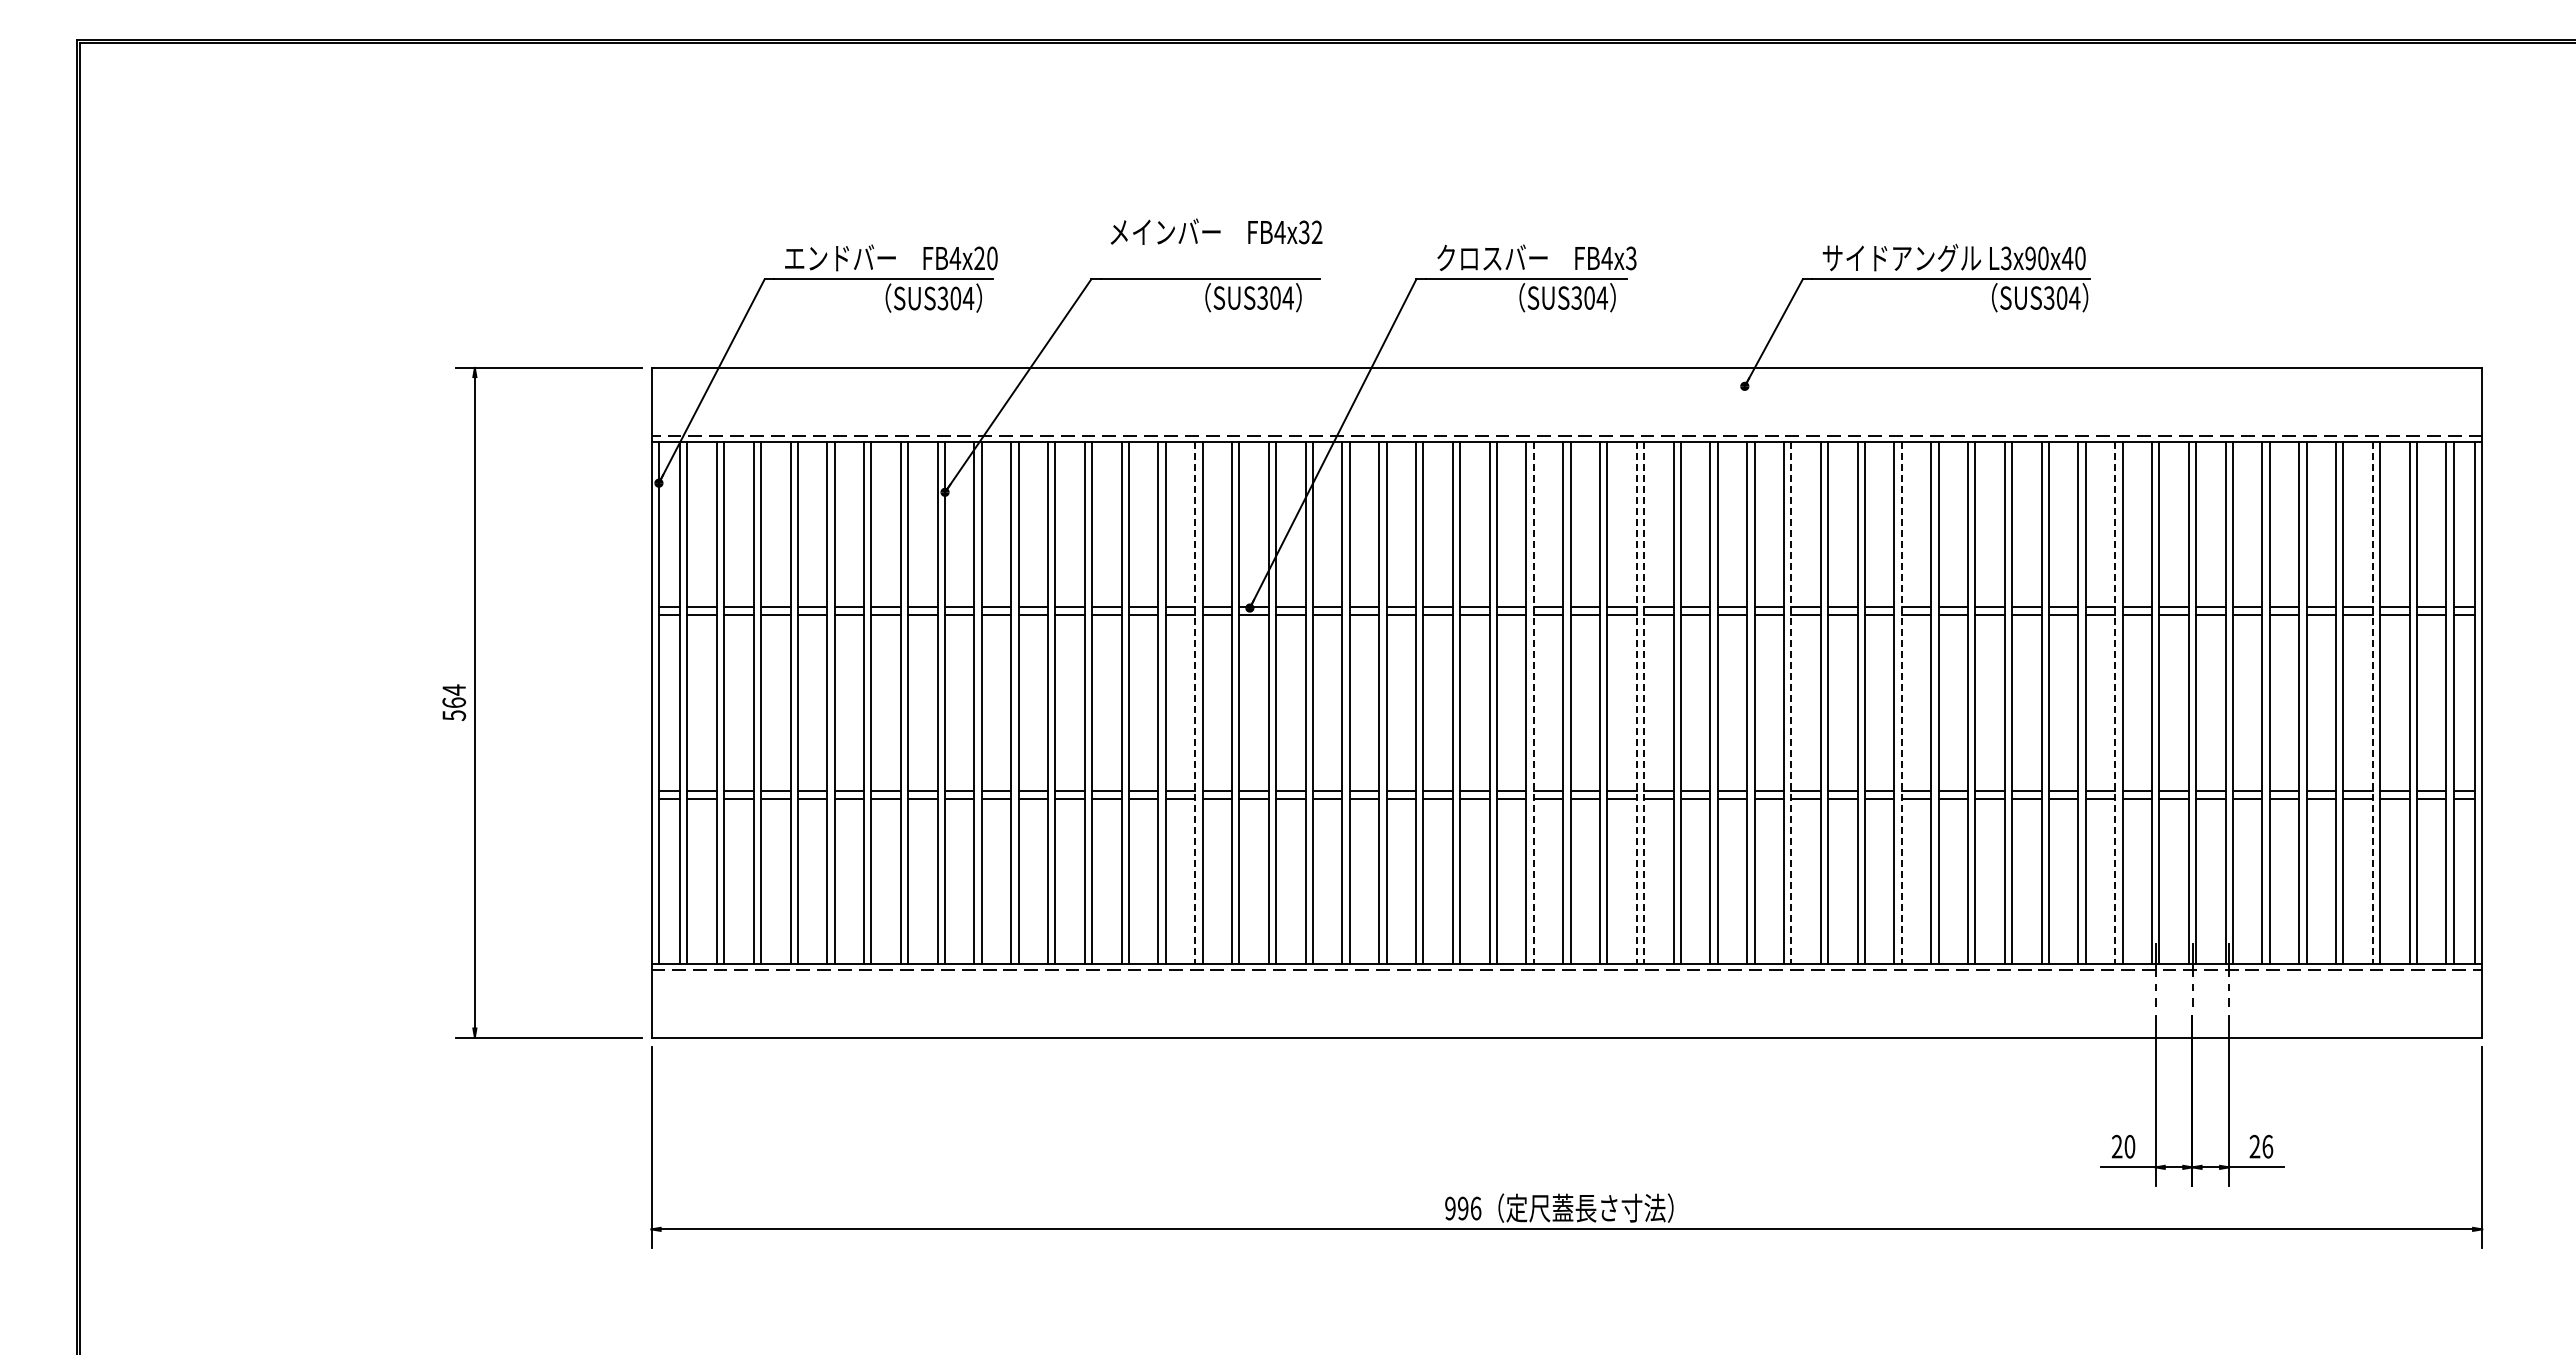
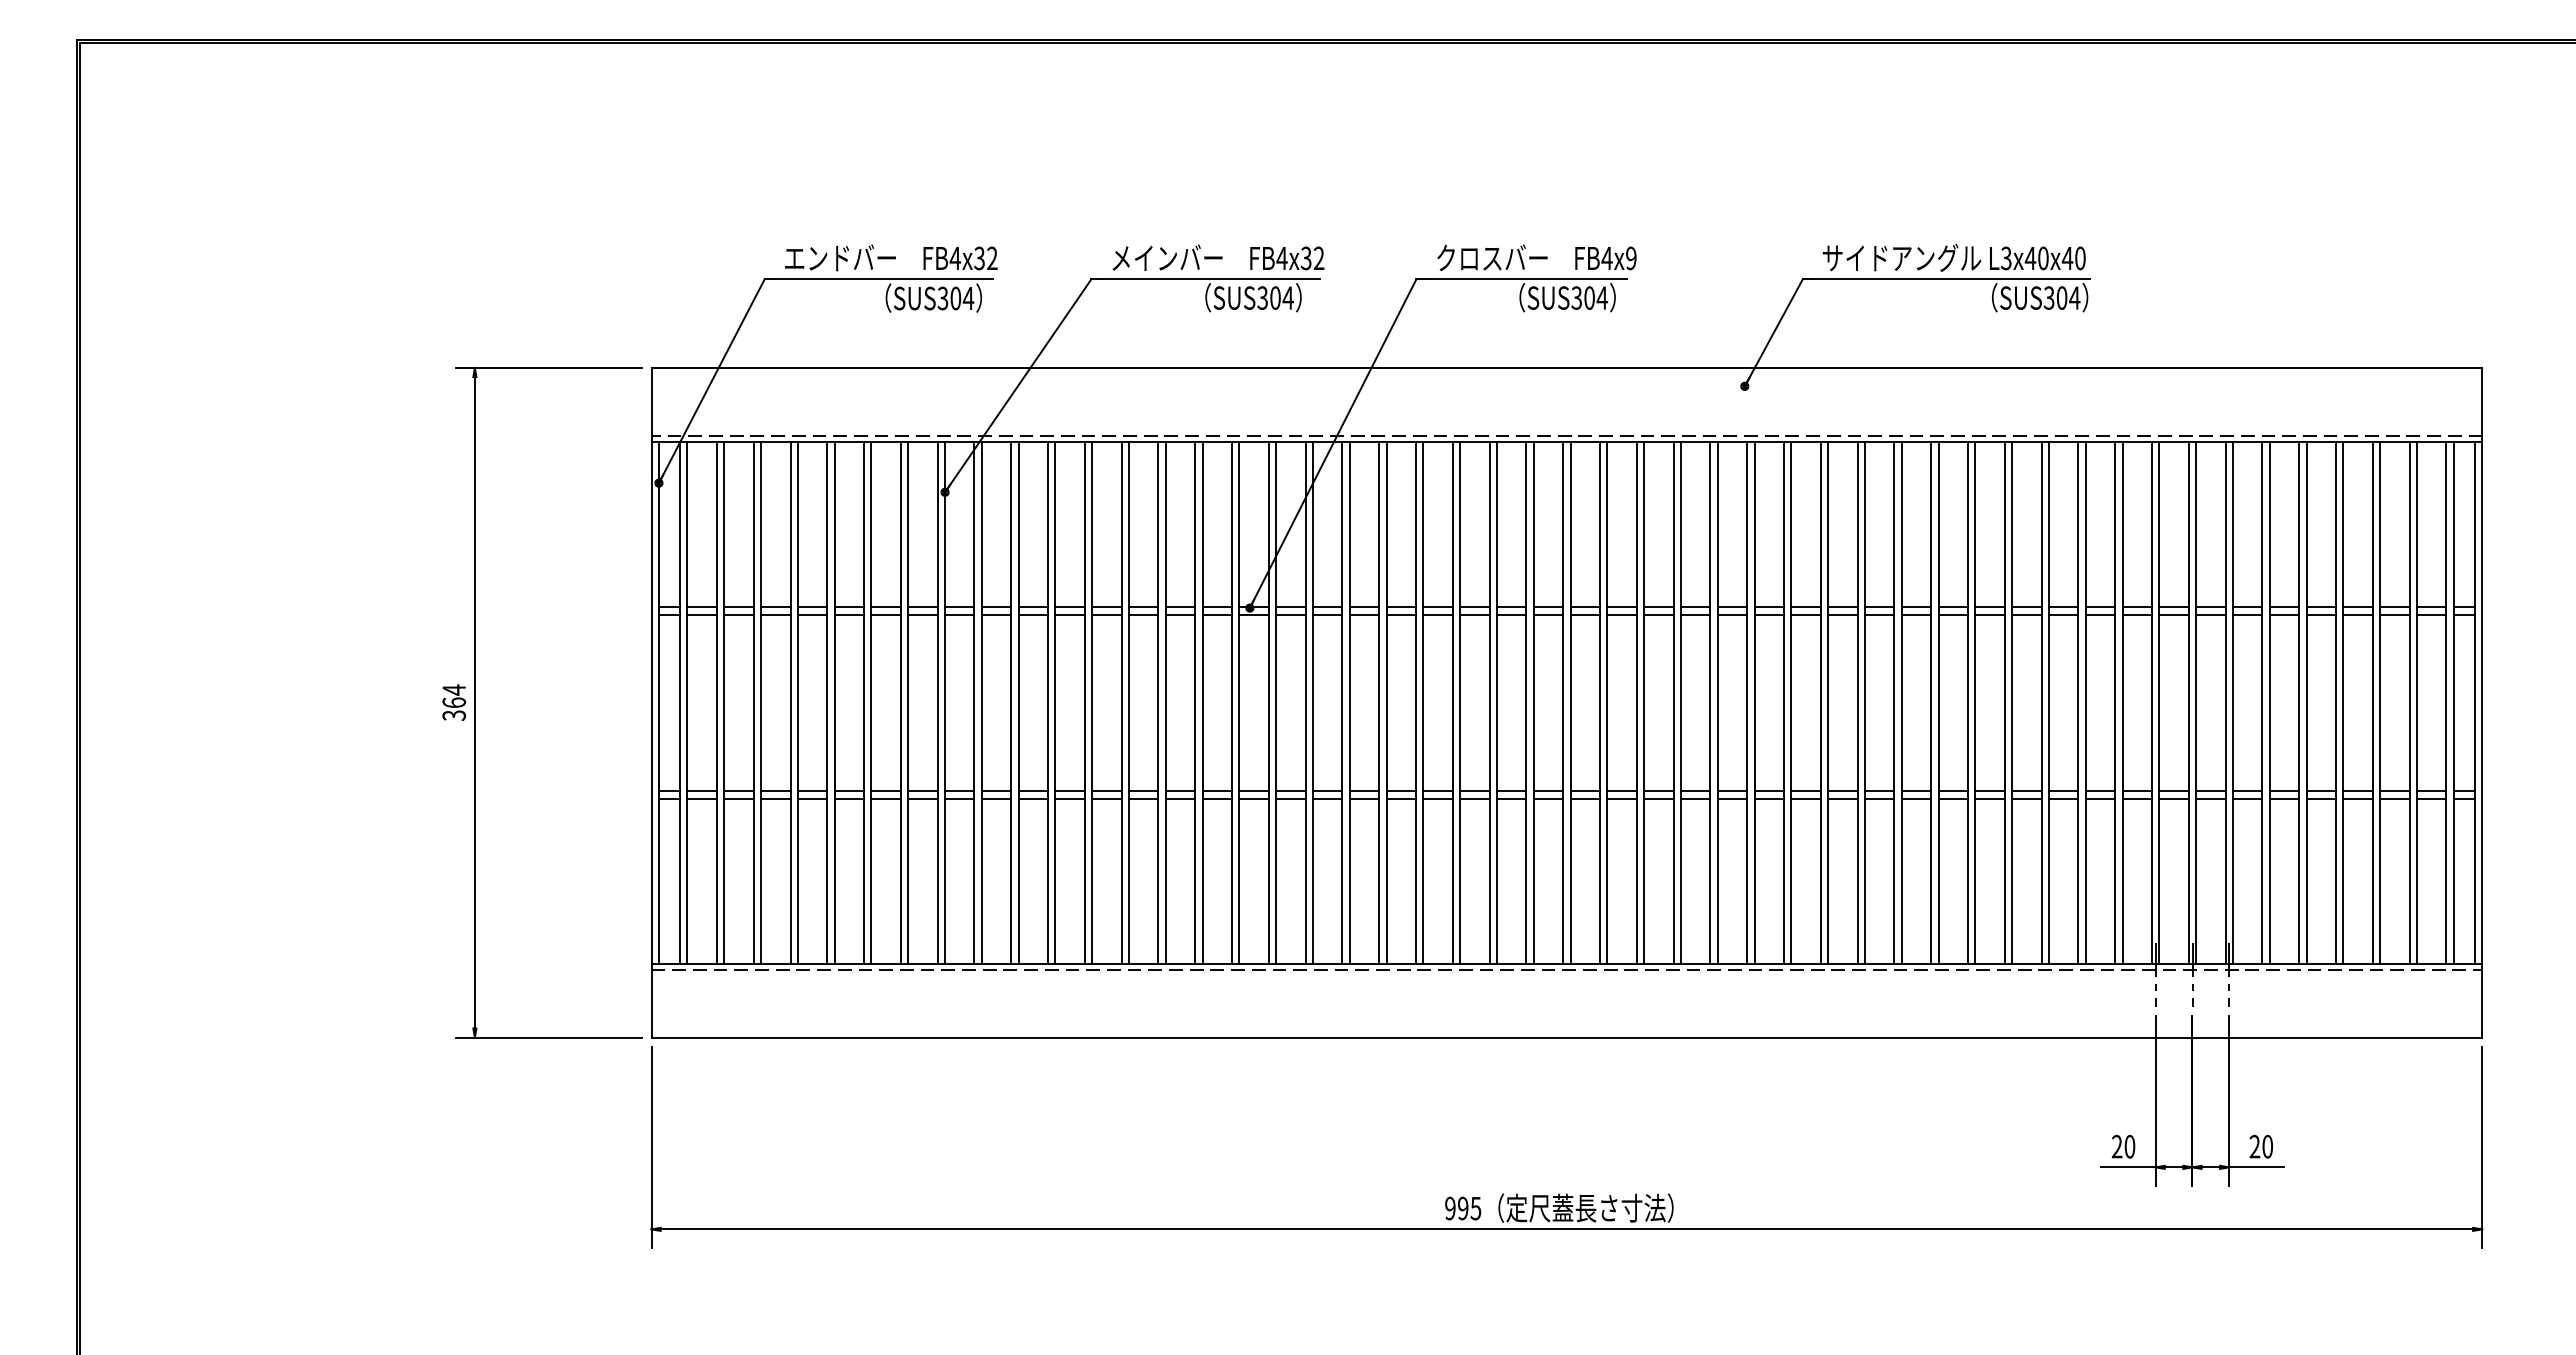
text position: (1216, 231) -> (1218, 257) (1218, 257)
text: FB4x20 -> FB4x32 (985, 258)
text: FB4x3 -> FB4x9 (1631, 258)
text: L3x90x40 -> L3x40x40 (2030, 258)
line: dashed -> solid (1195, 703)
line: dashed -> solid (1533, 703)
line: dashed -> solid (1636, 703)
line: dashed -> solid (1644, 703)
line: dashed -> solid (1791, 703)
line: dashed -> solid (1901, 703)
line: dashed -> solid (2115, 703)
line: dashed -> solid (2372, 703)
text: 564 -> 364 (453, 715)
text: 26 -> 20 (2267, 1146)
text: 996 -> 995 (1475, 1208)
